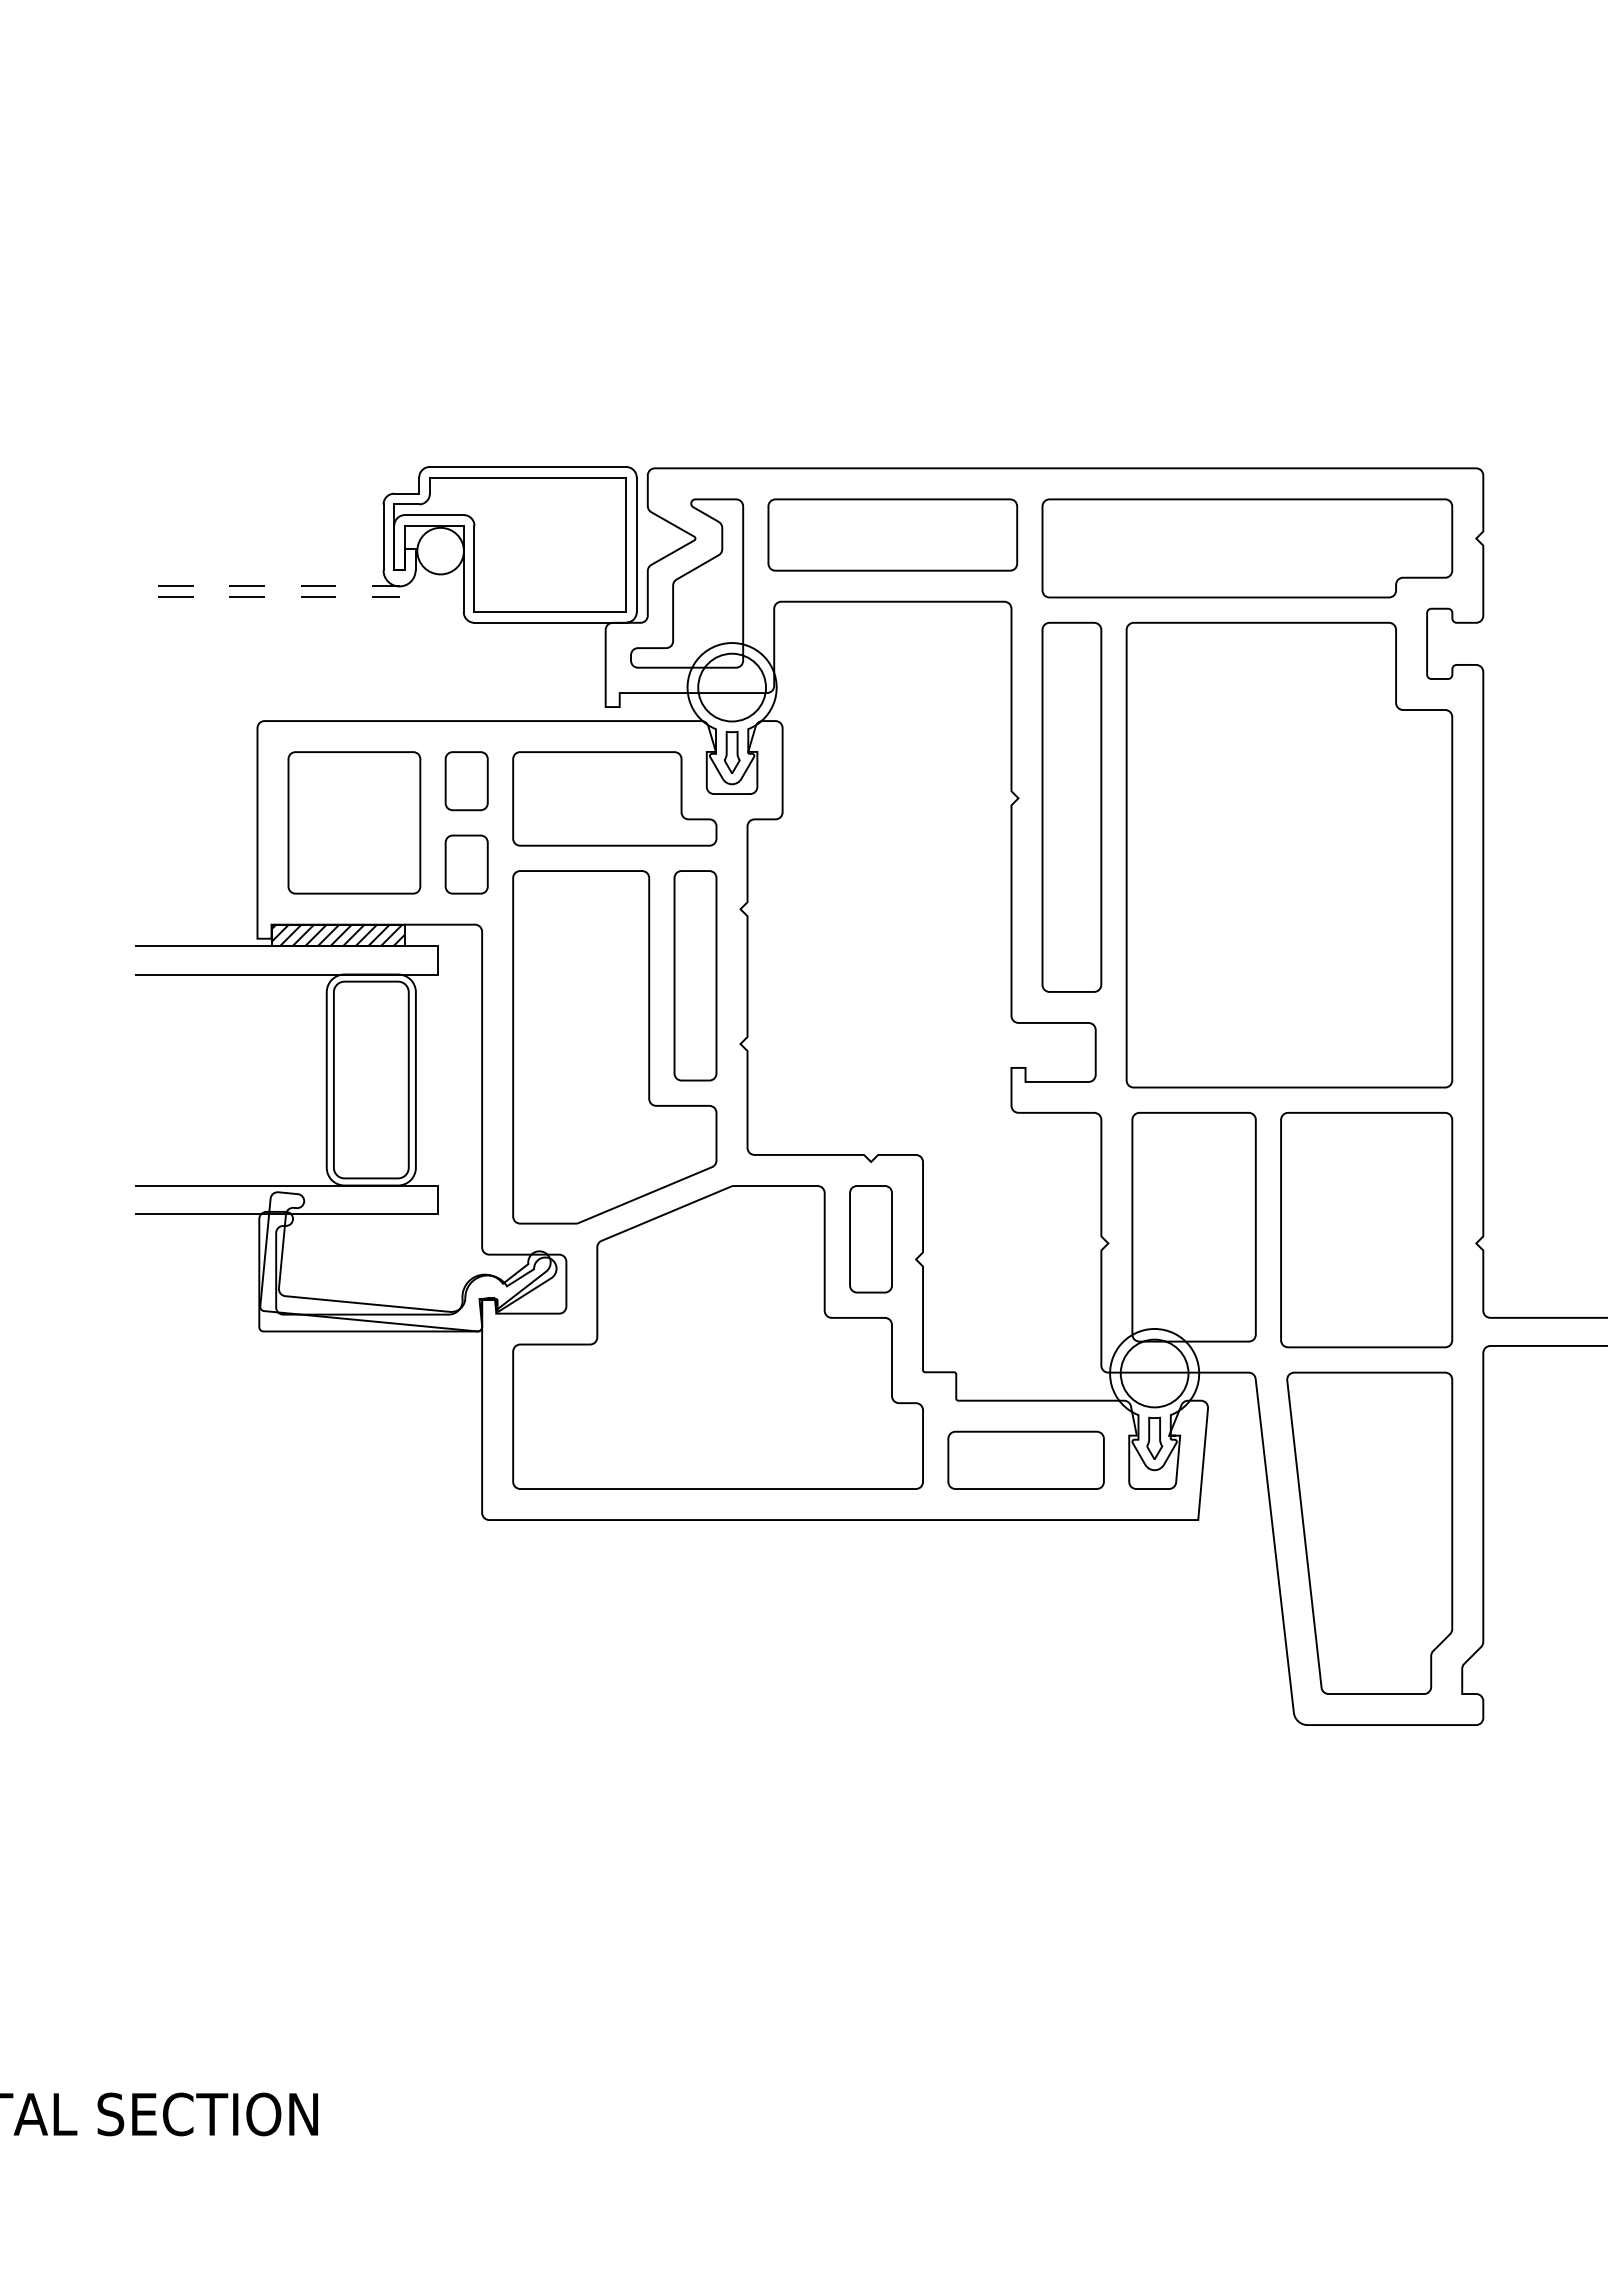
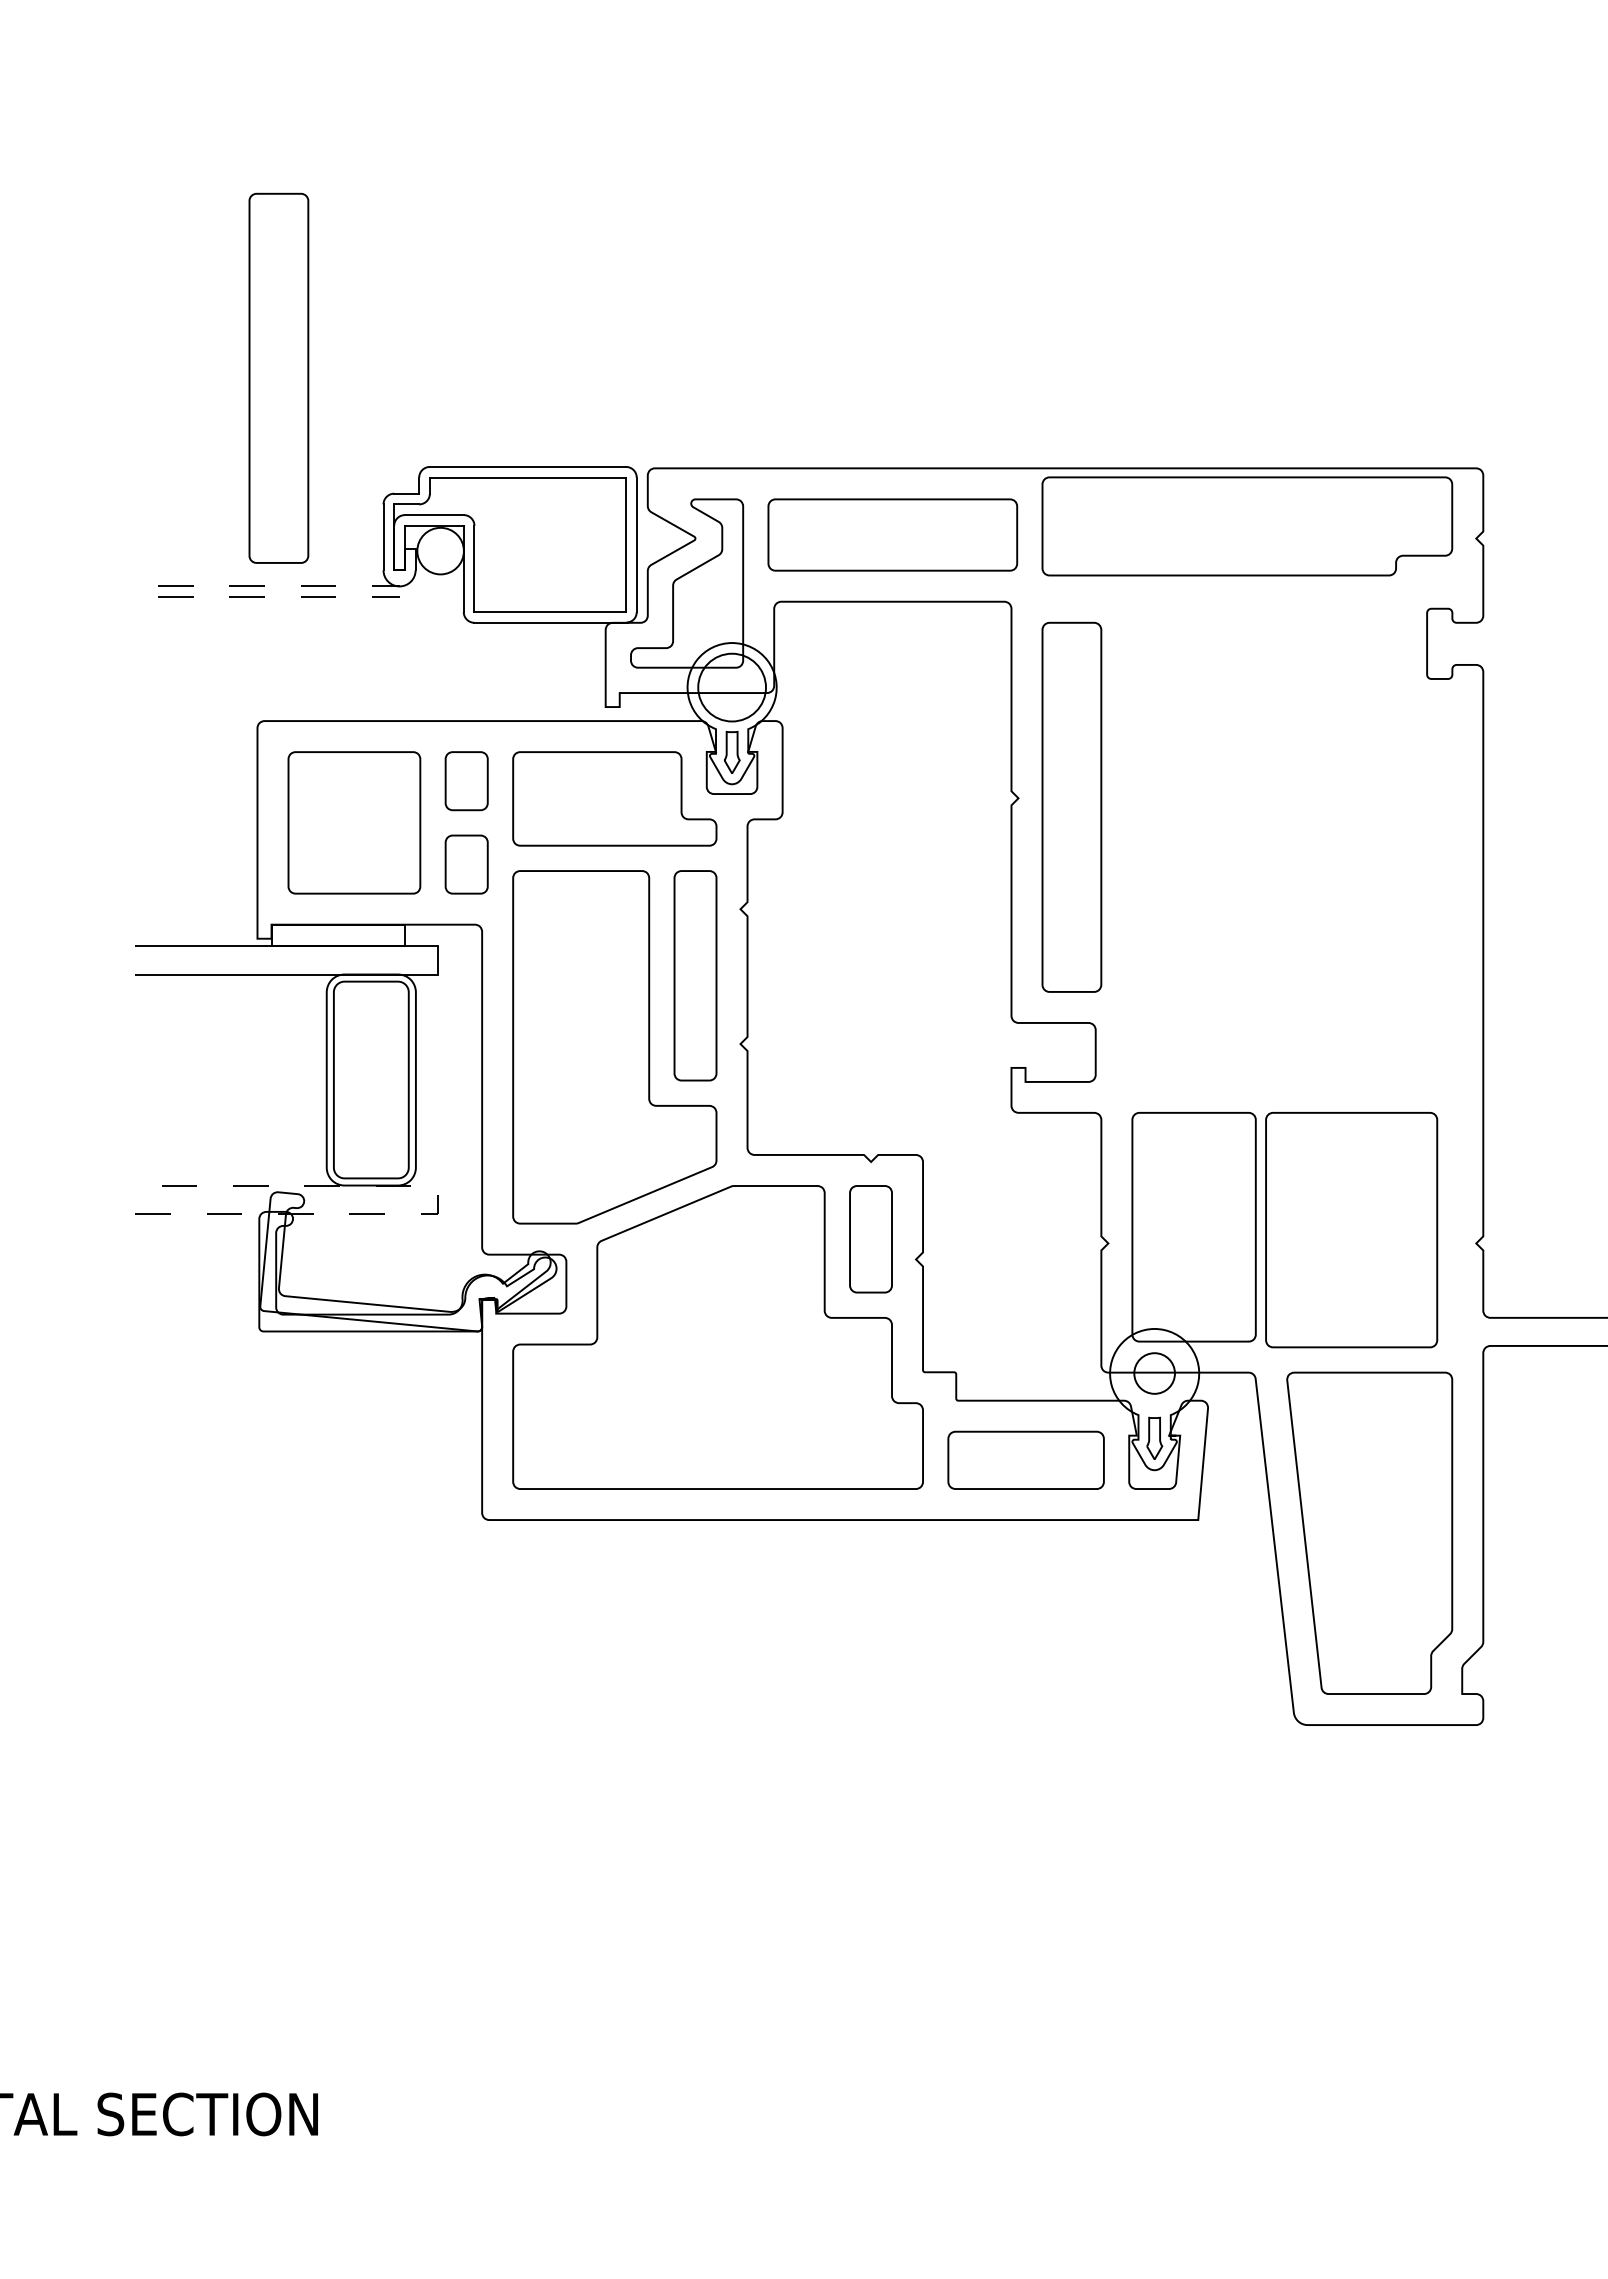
part: none -> present (278, 377)
part position: (1247, 548) -> (1247, 526) (1247, 526)
part: present -> none (1289, 854)
hatch: present -> none (338, 935)
line: solid -> dashed (437, 1199)
part position: (1366, 1230) -> (1351, 1230) (1351, 1230)
circle diameter: 68 px -> 41 px (1154, 1373)
